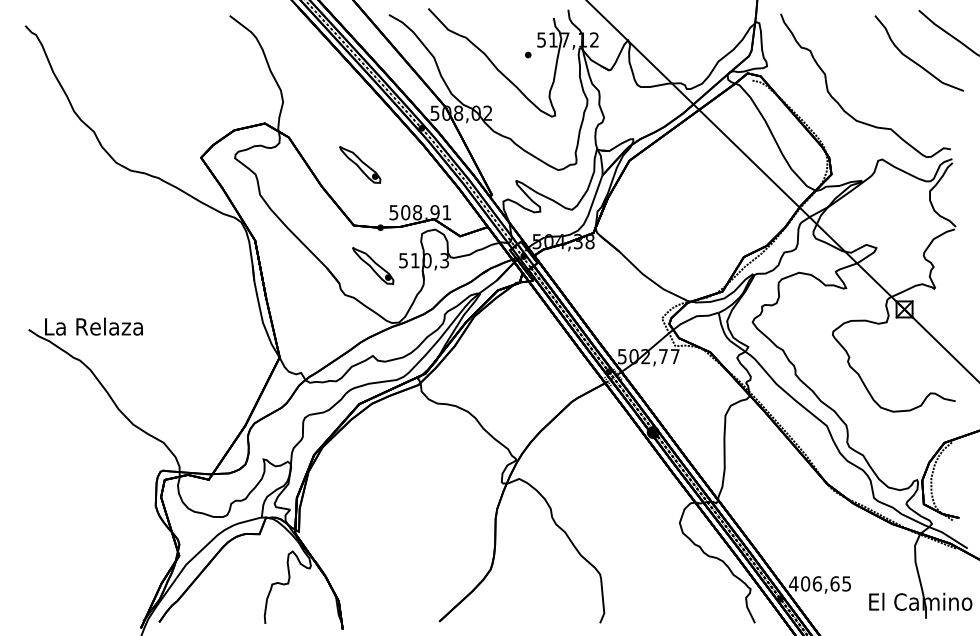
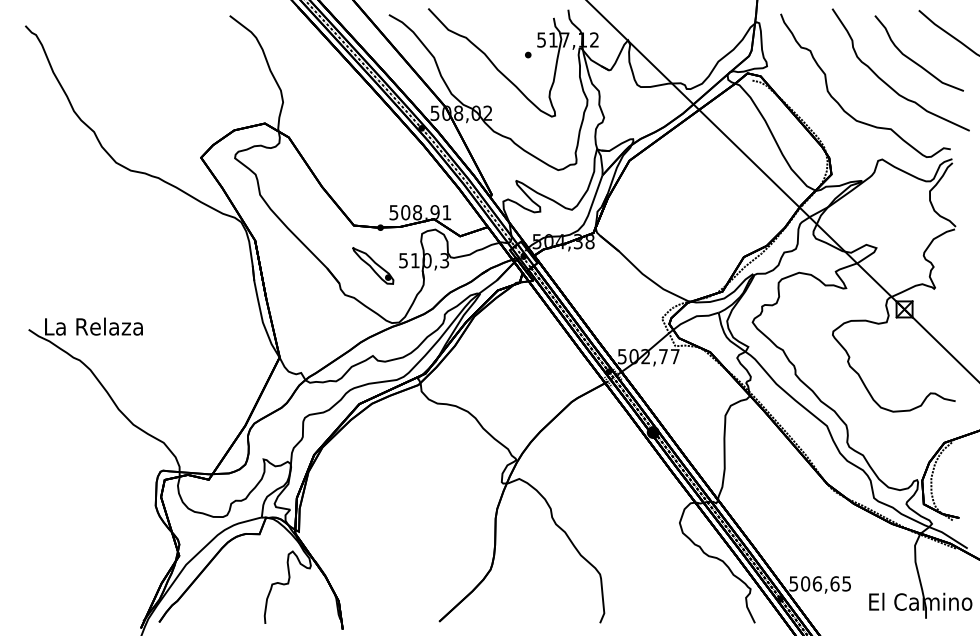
curve: none -> present (886, 82)
part: present -> none (360, 164)
text: 406,65 -> 506,65 (793, 583)
